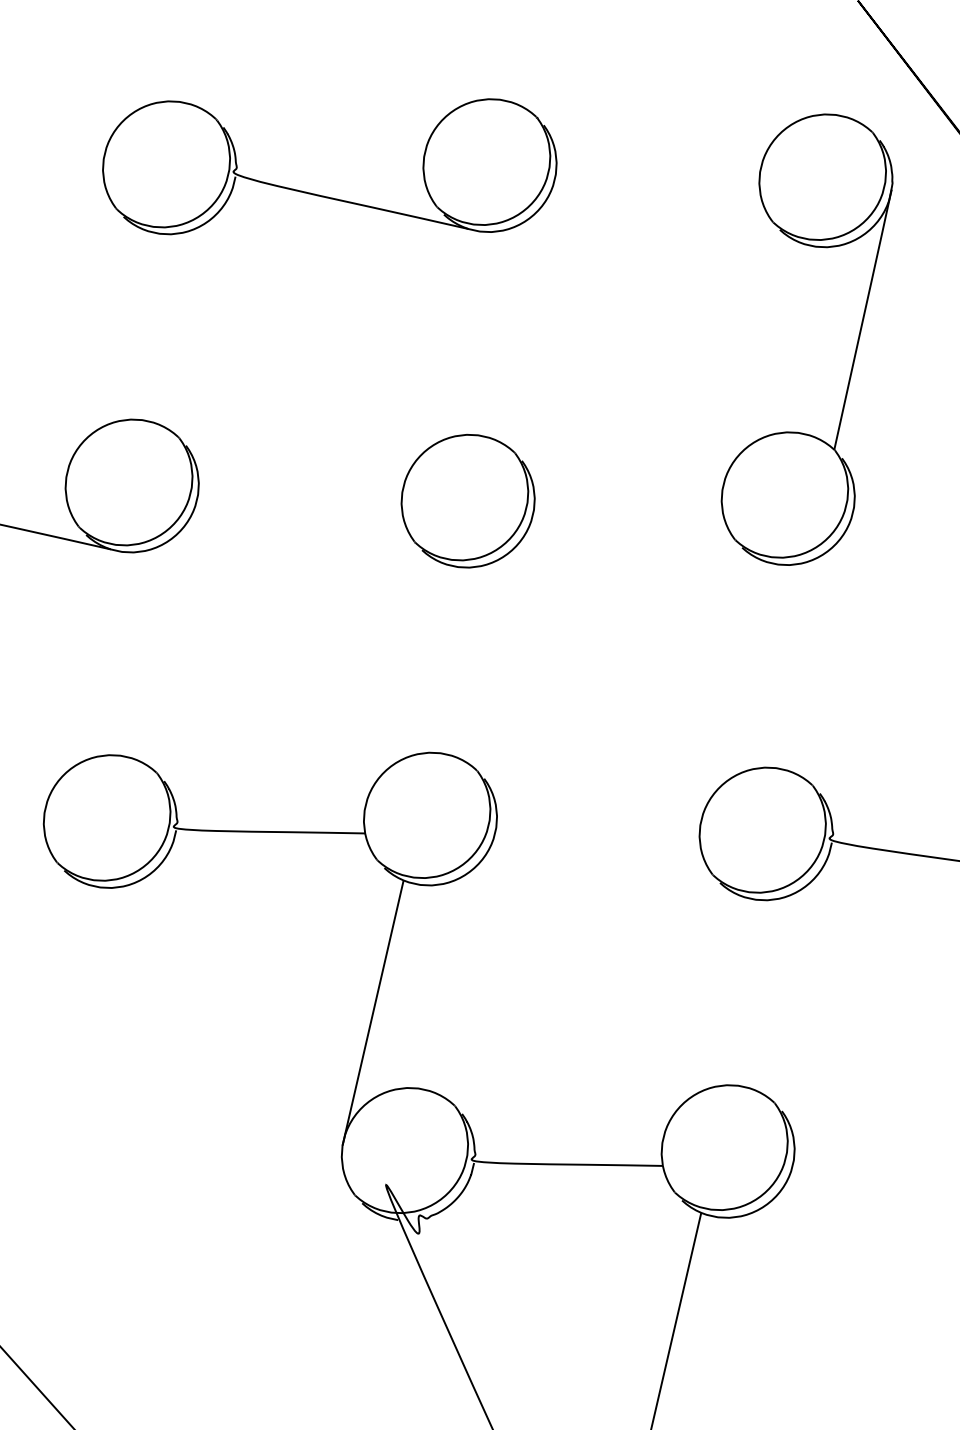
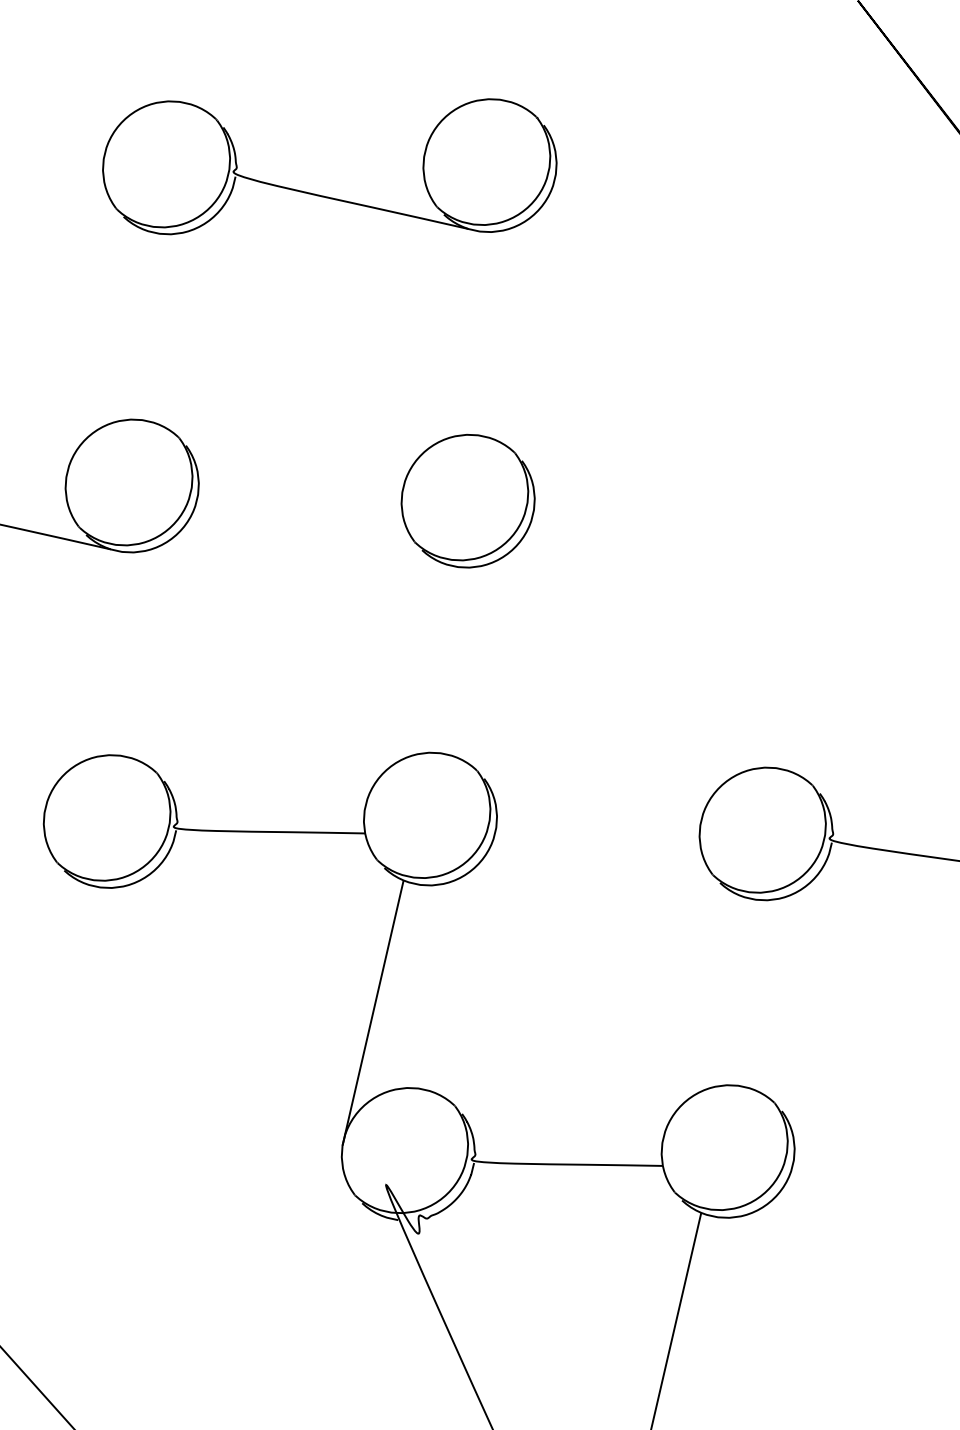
part: present -> none (854, 352)
